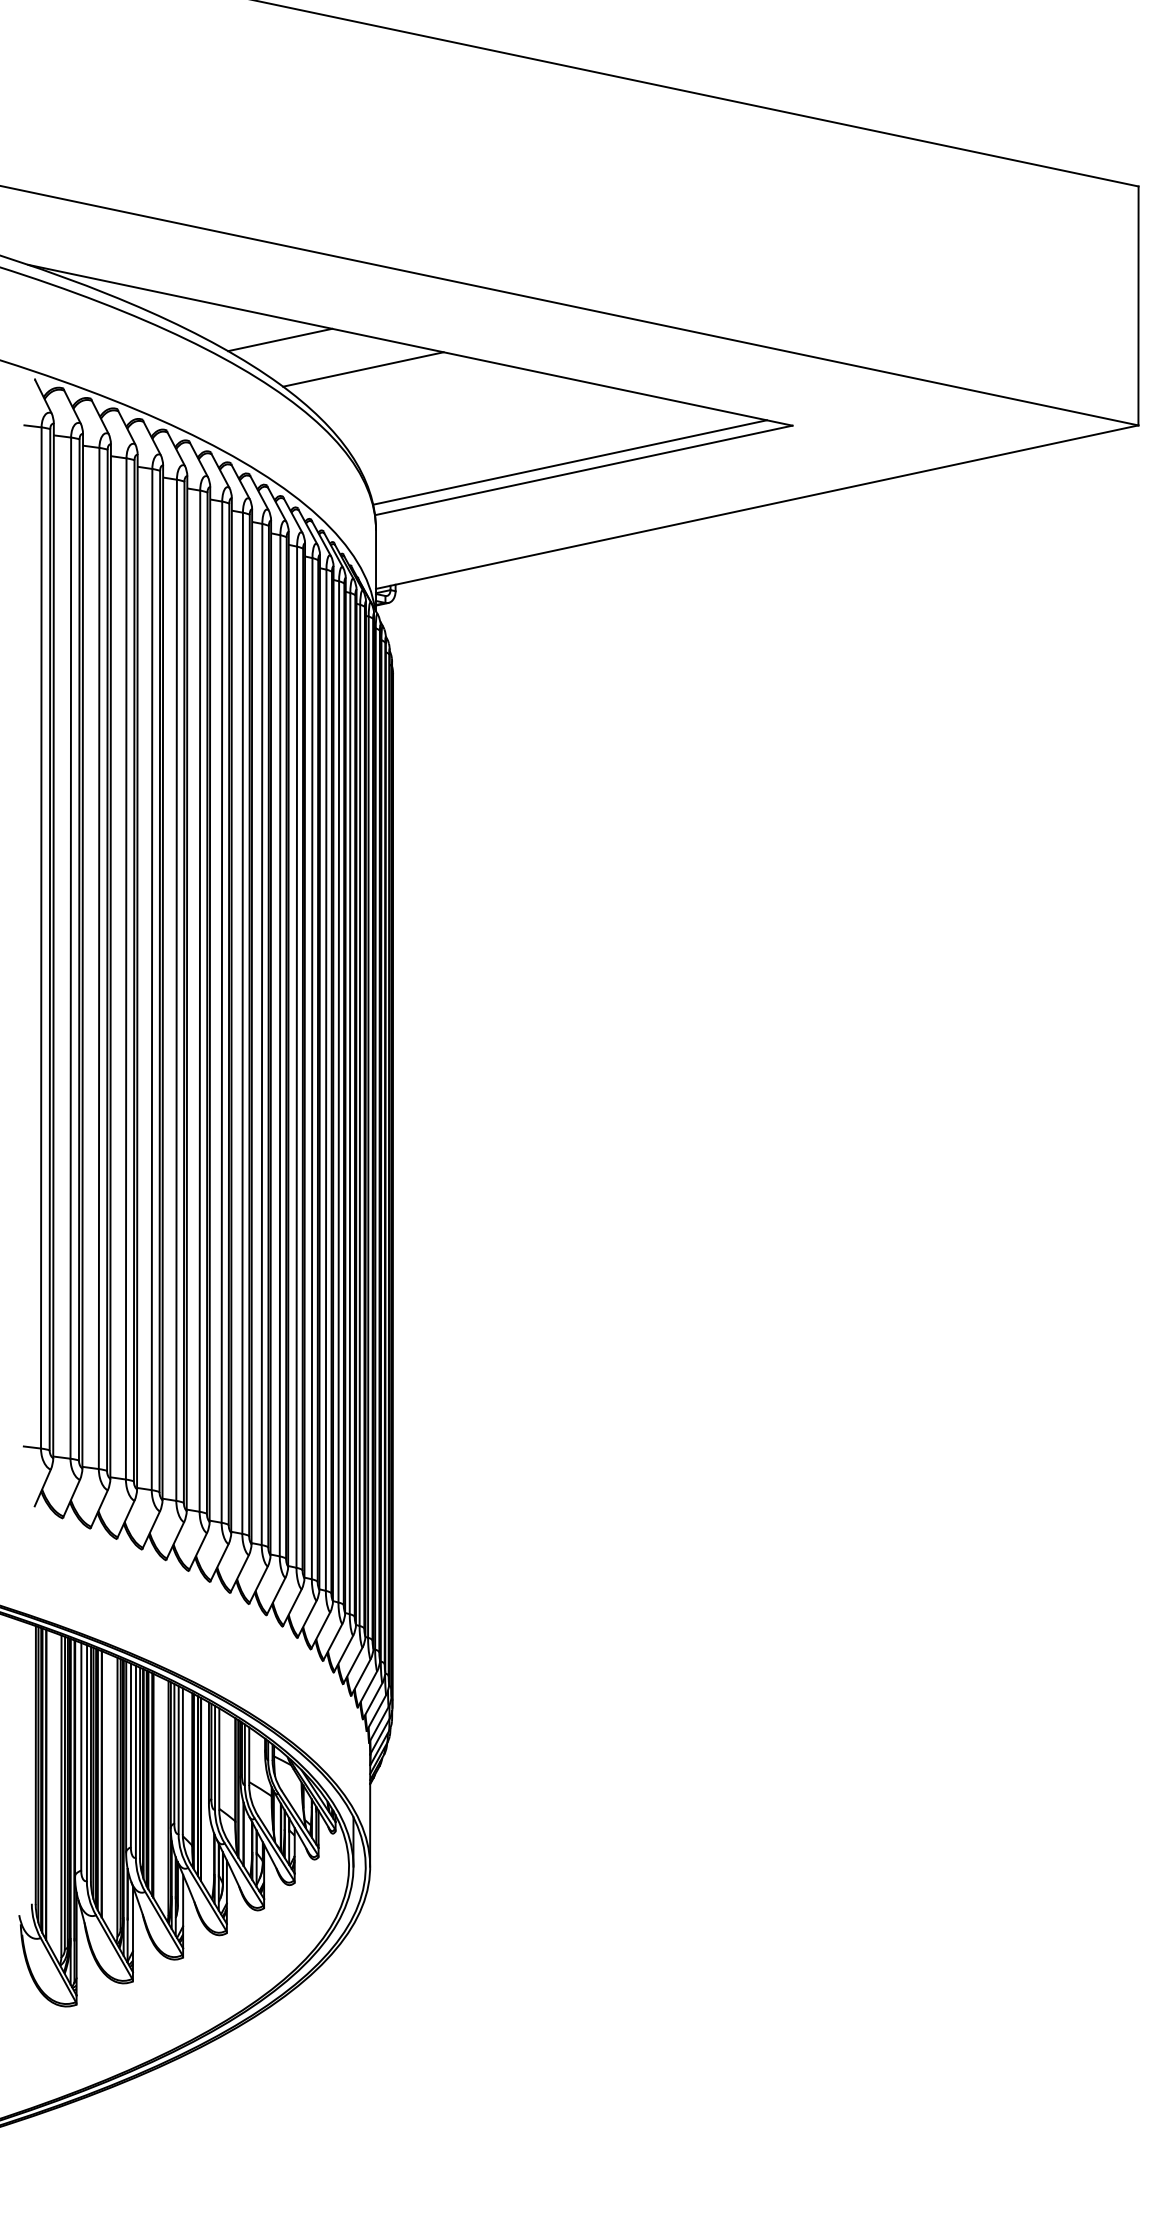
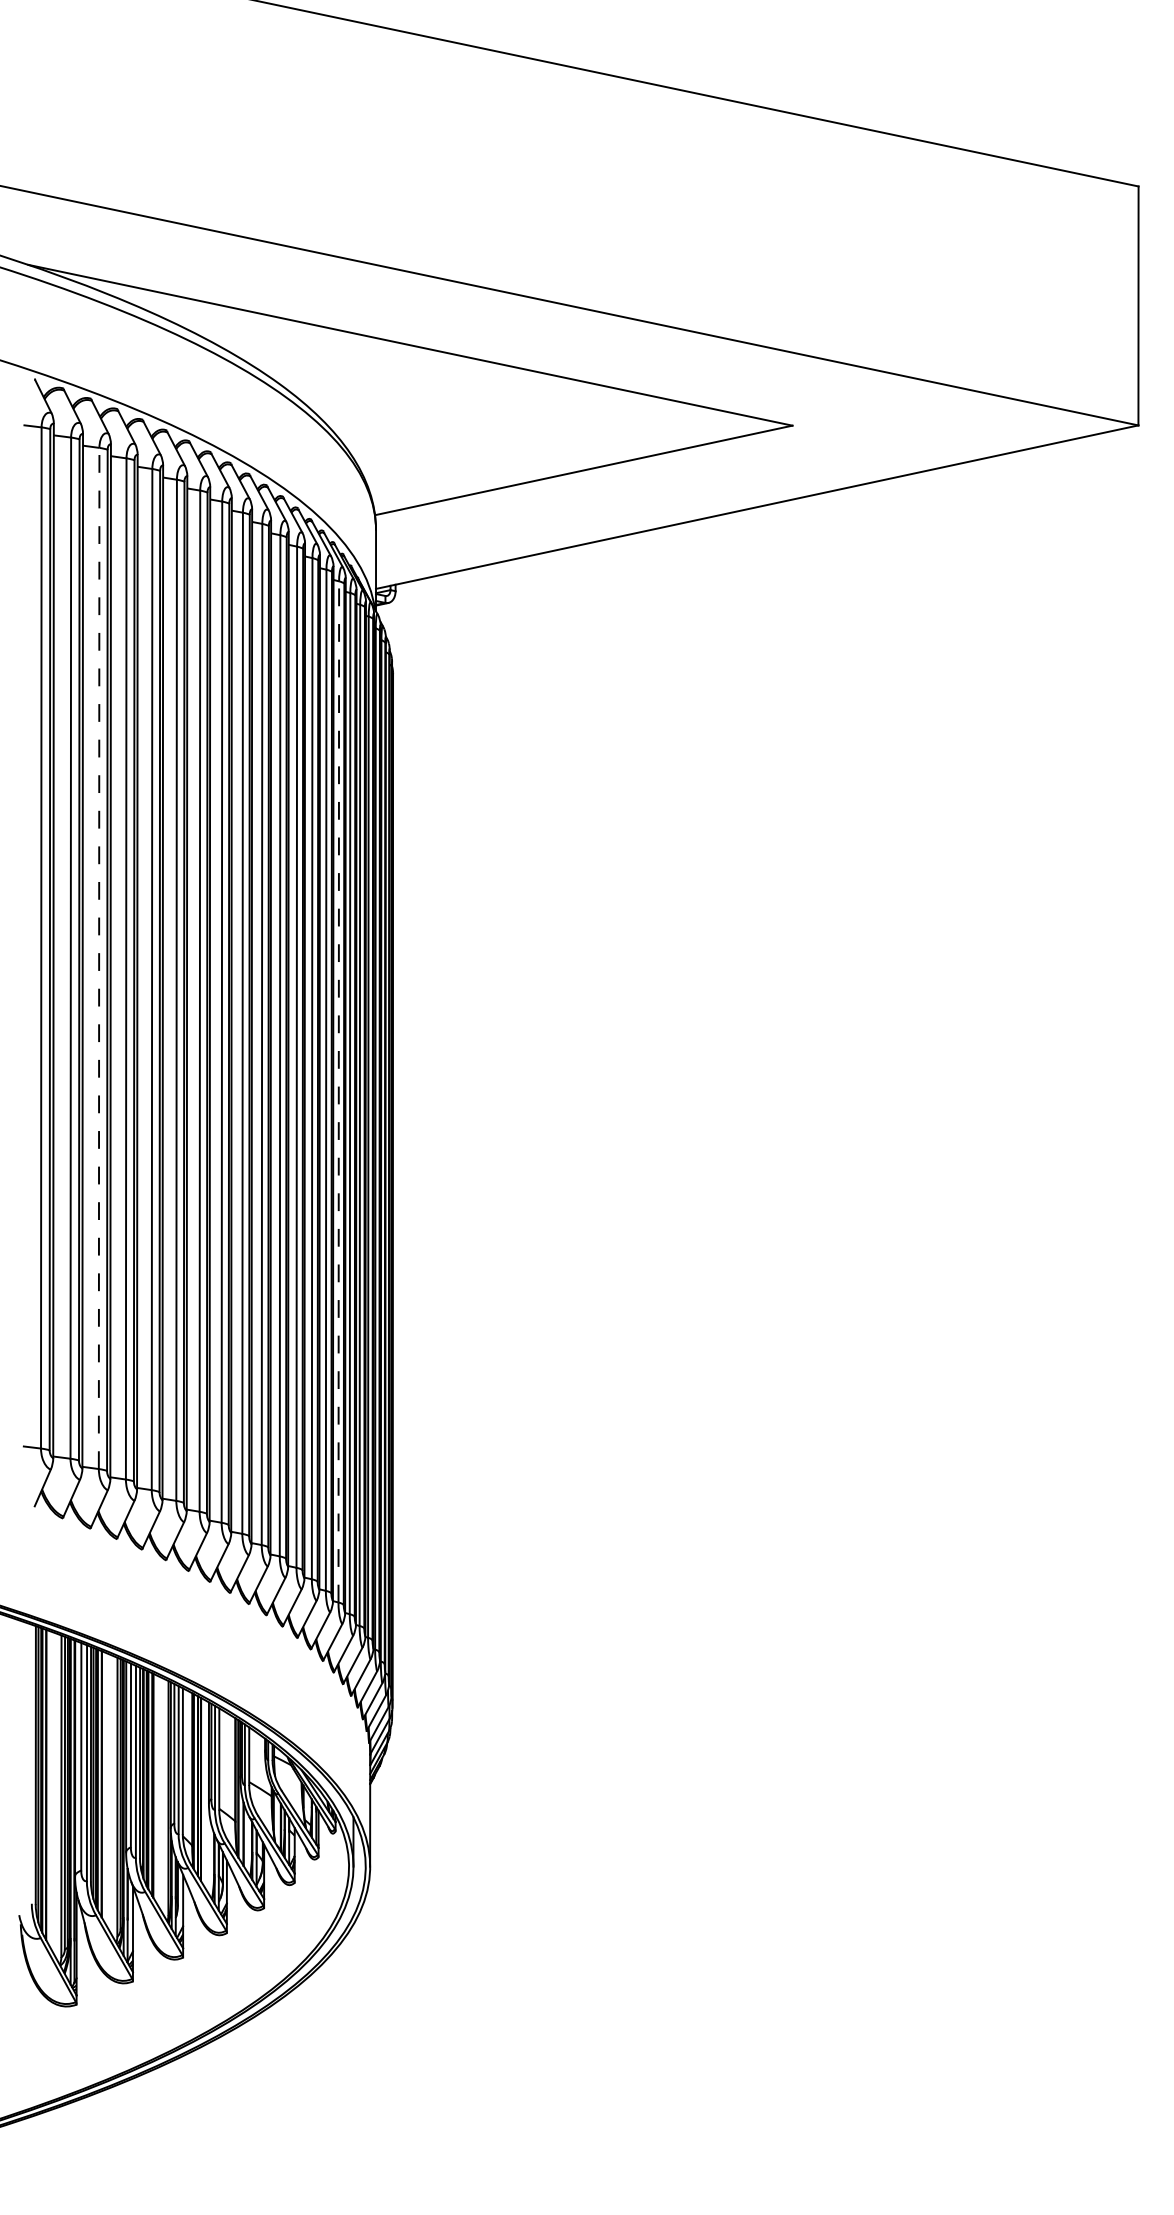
line: present -> none (280, 339)
line: present -> none (363, 369)
line: present -> none (569, 462)
line: solid -> dashed (99, 958)
line: solid -> dashed (338, 1091)
